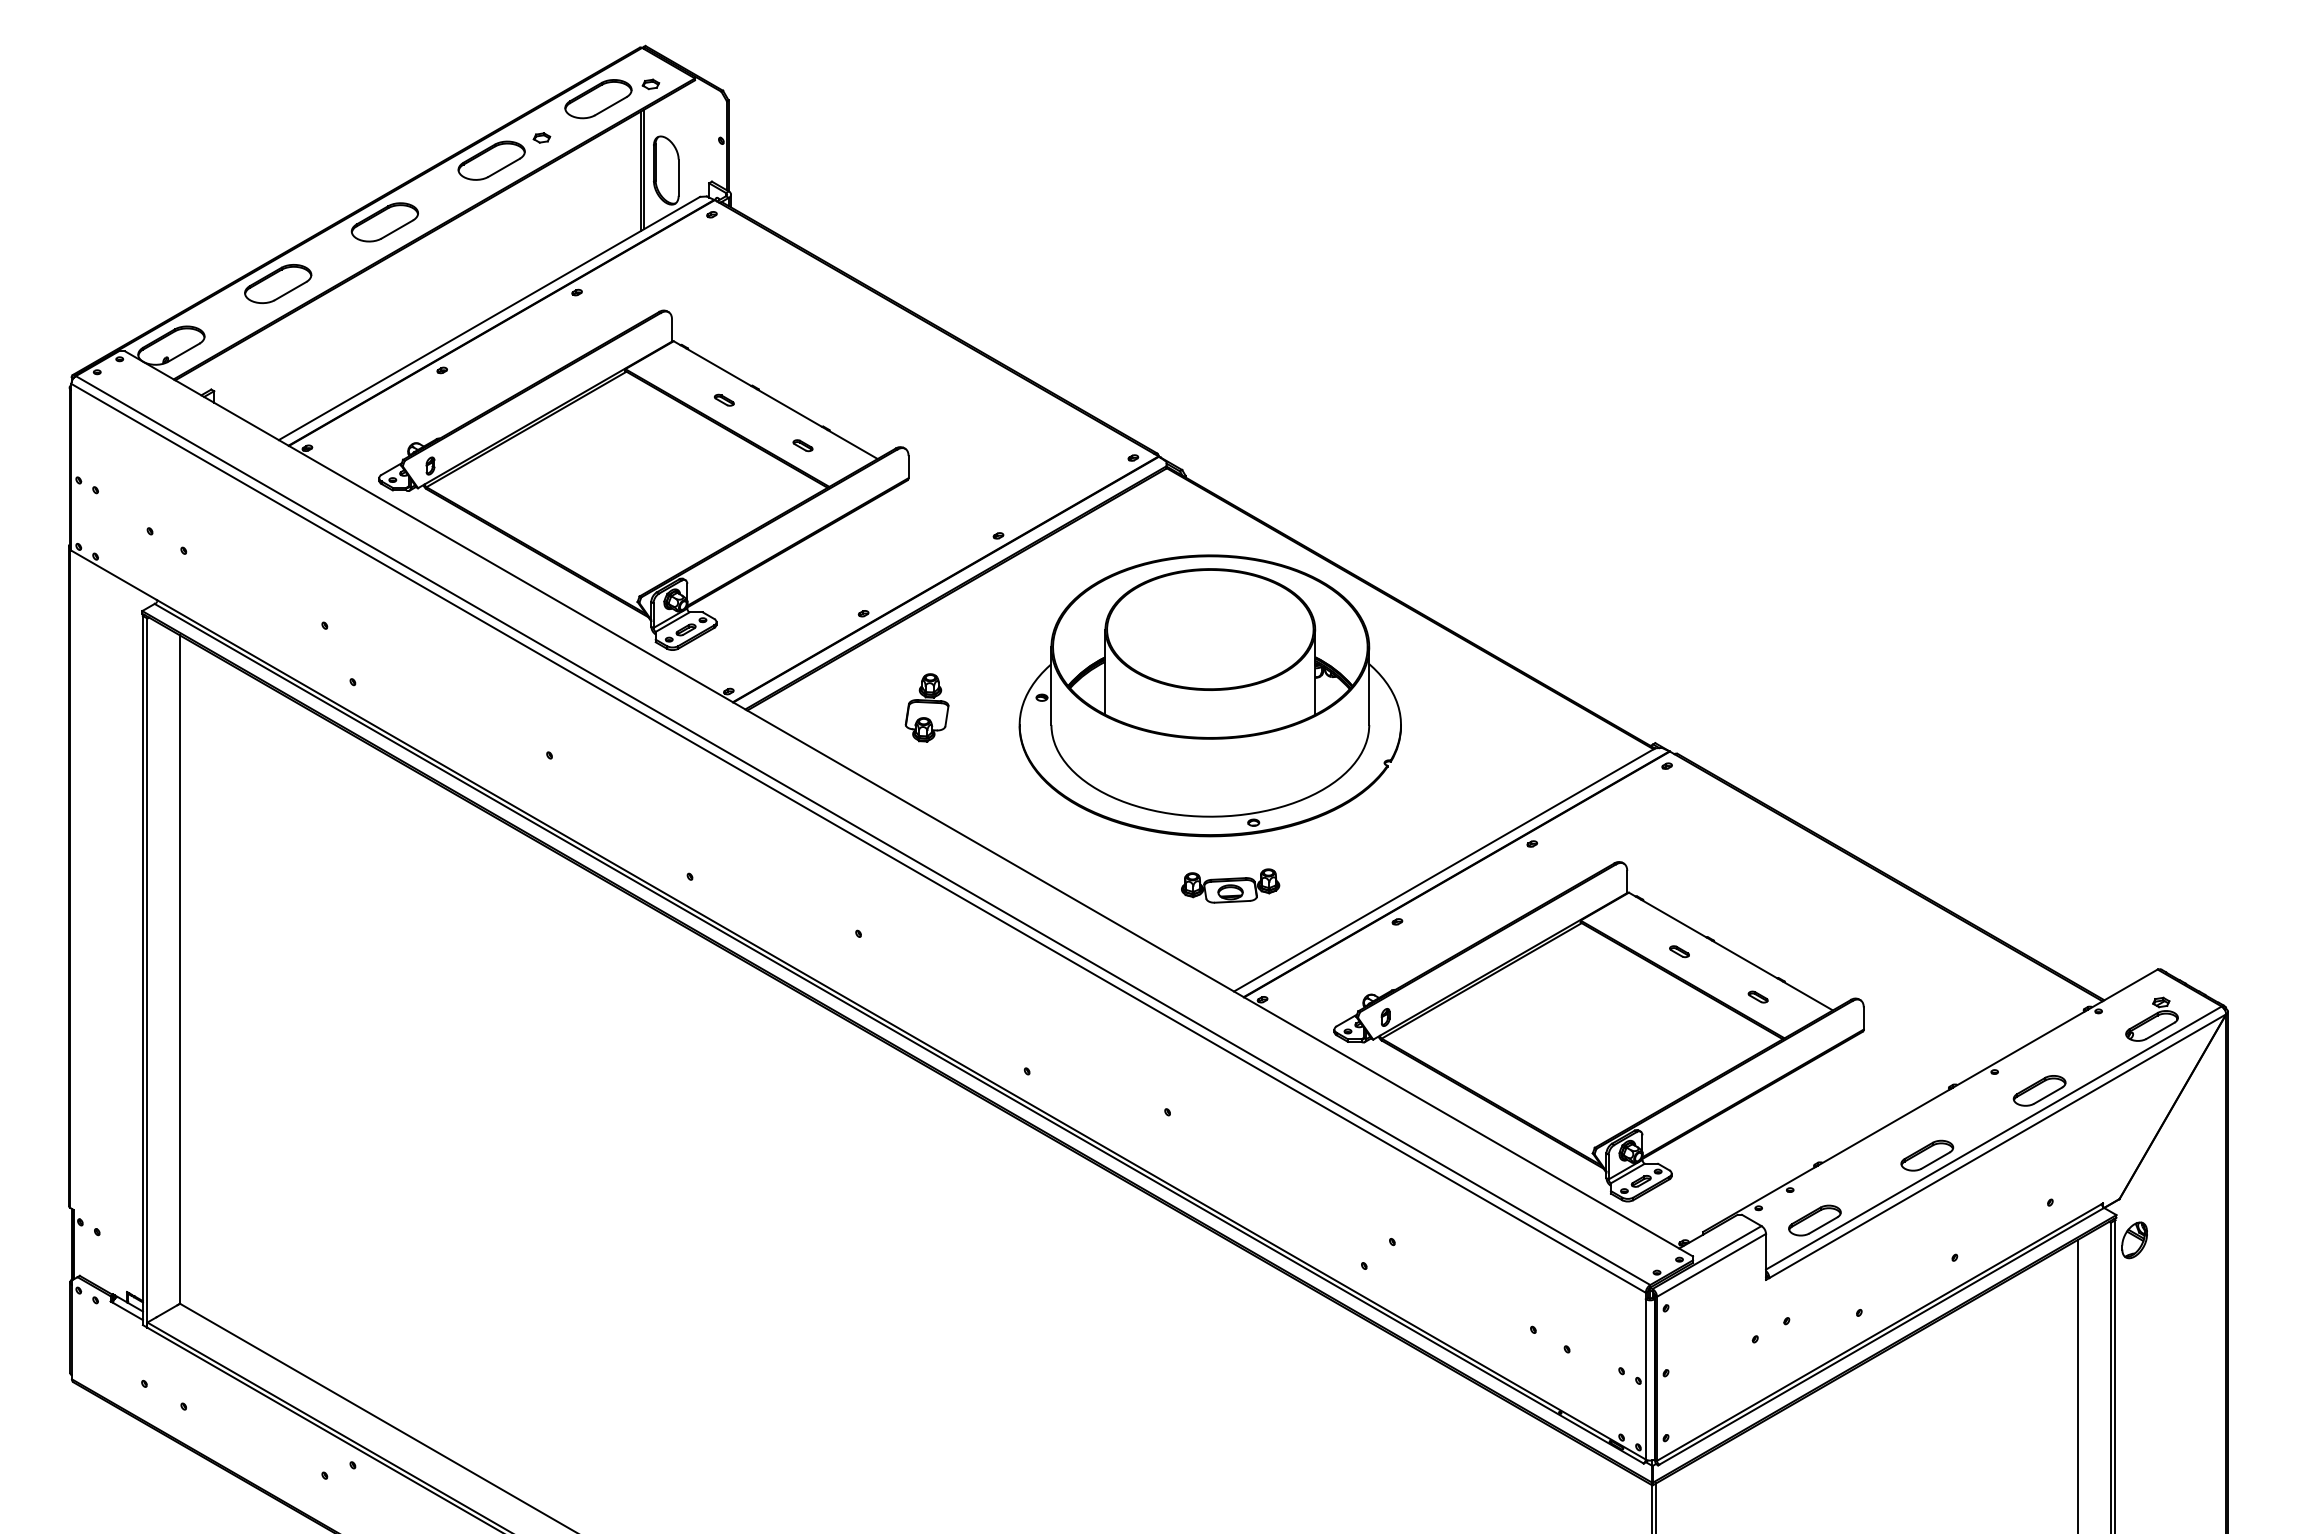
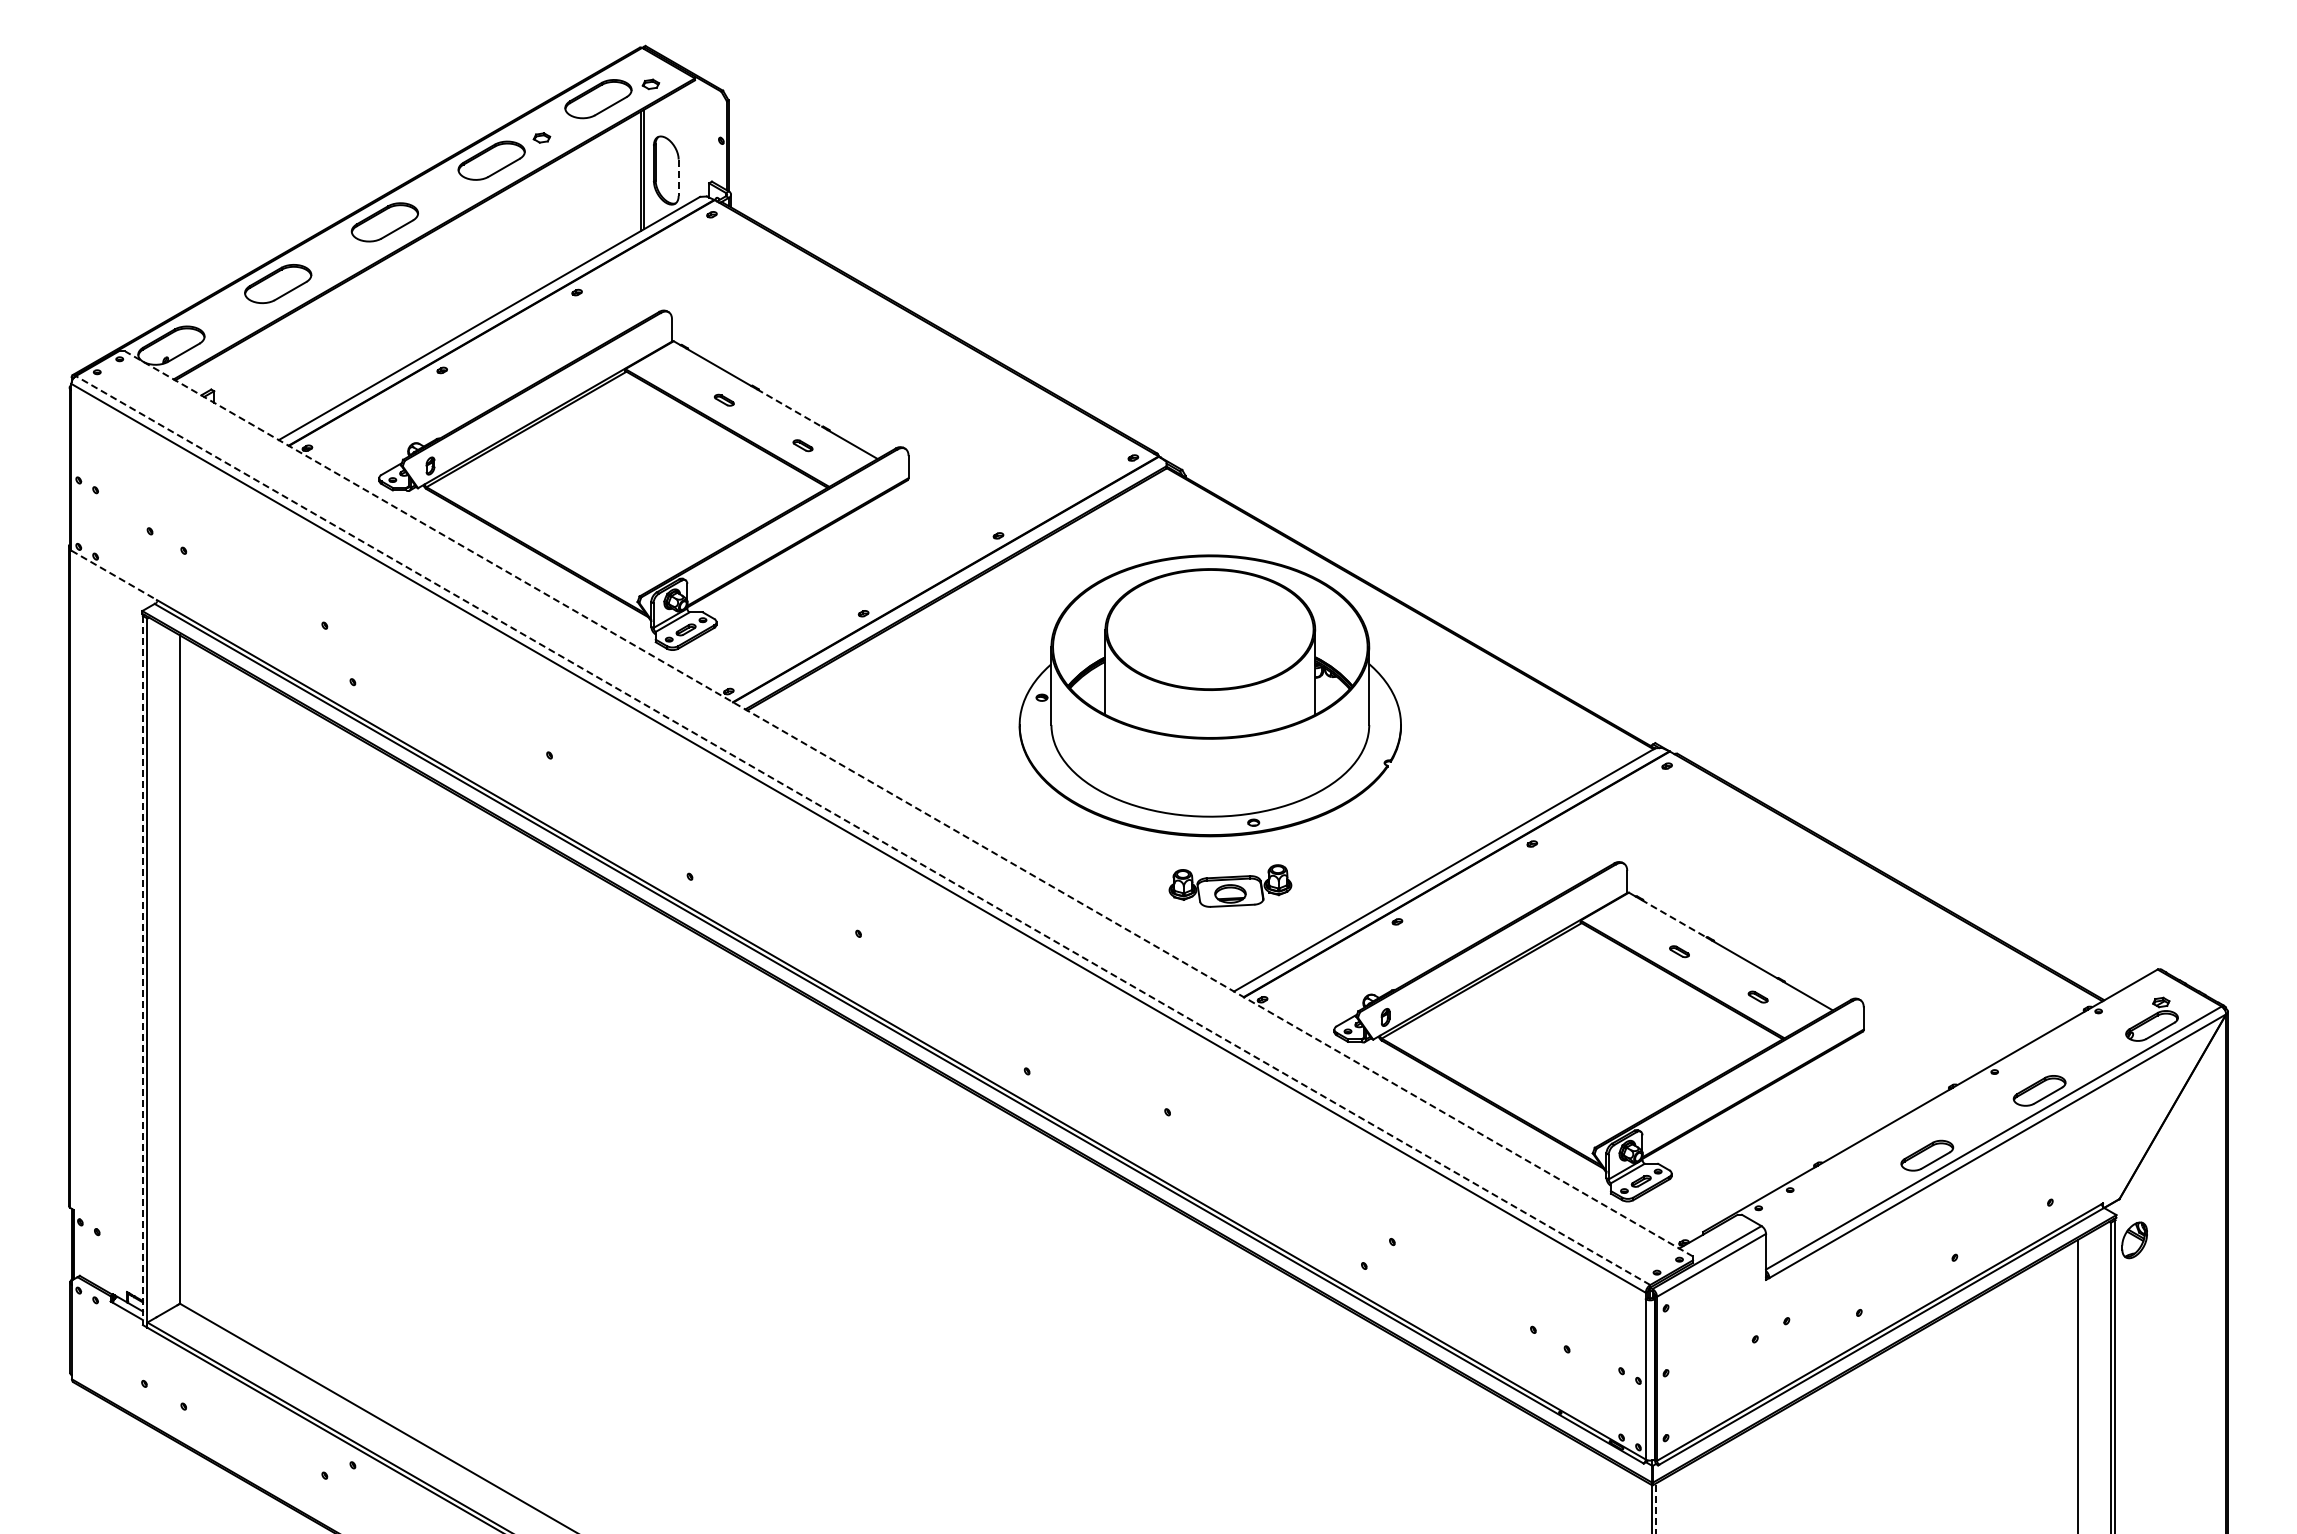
line: solid -> dashed (678, 178)
line: solid -> dashed (789, 408)
line: solid -> dashed (114, 575)
part: present -> none (926, 707)
line: solid -> dashed (908, 803)
line: solid -> dashed (863, 830)
part size: 100x36 px -> 125x44 px (1230, 885)
line: solid -> dashed (1673, 918)
line: solid -> dashed (142, 970)
part: present -> none (1814, 1220)
line: solid -> dashed (1656, 1508)
